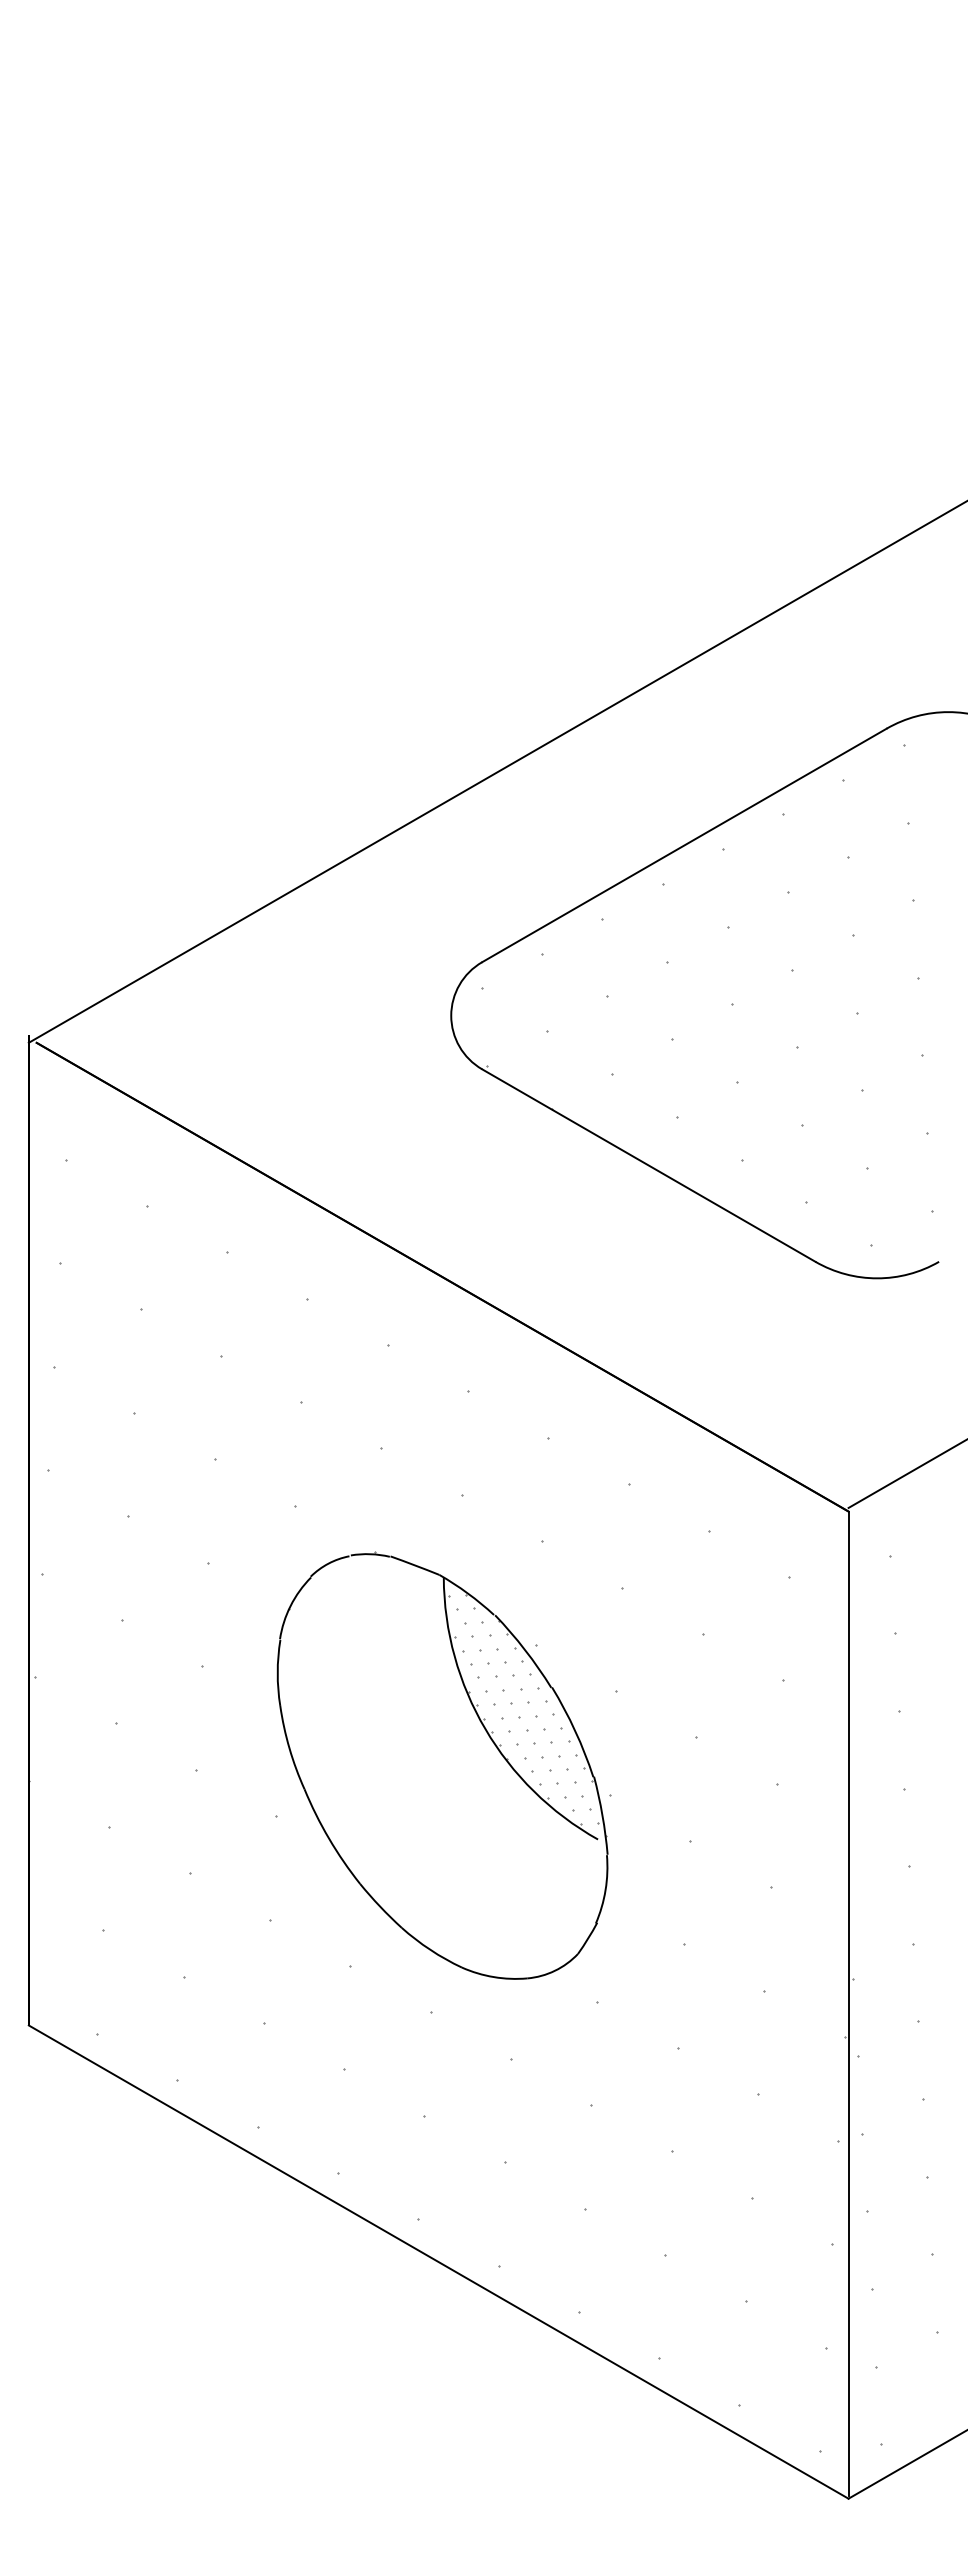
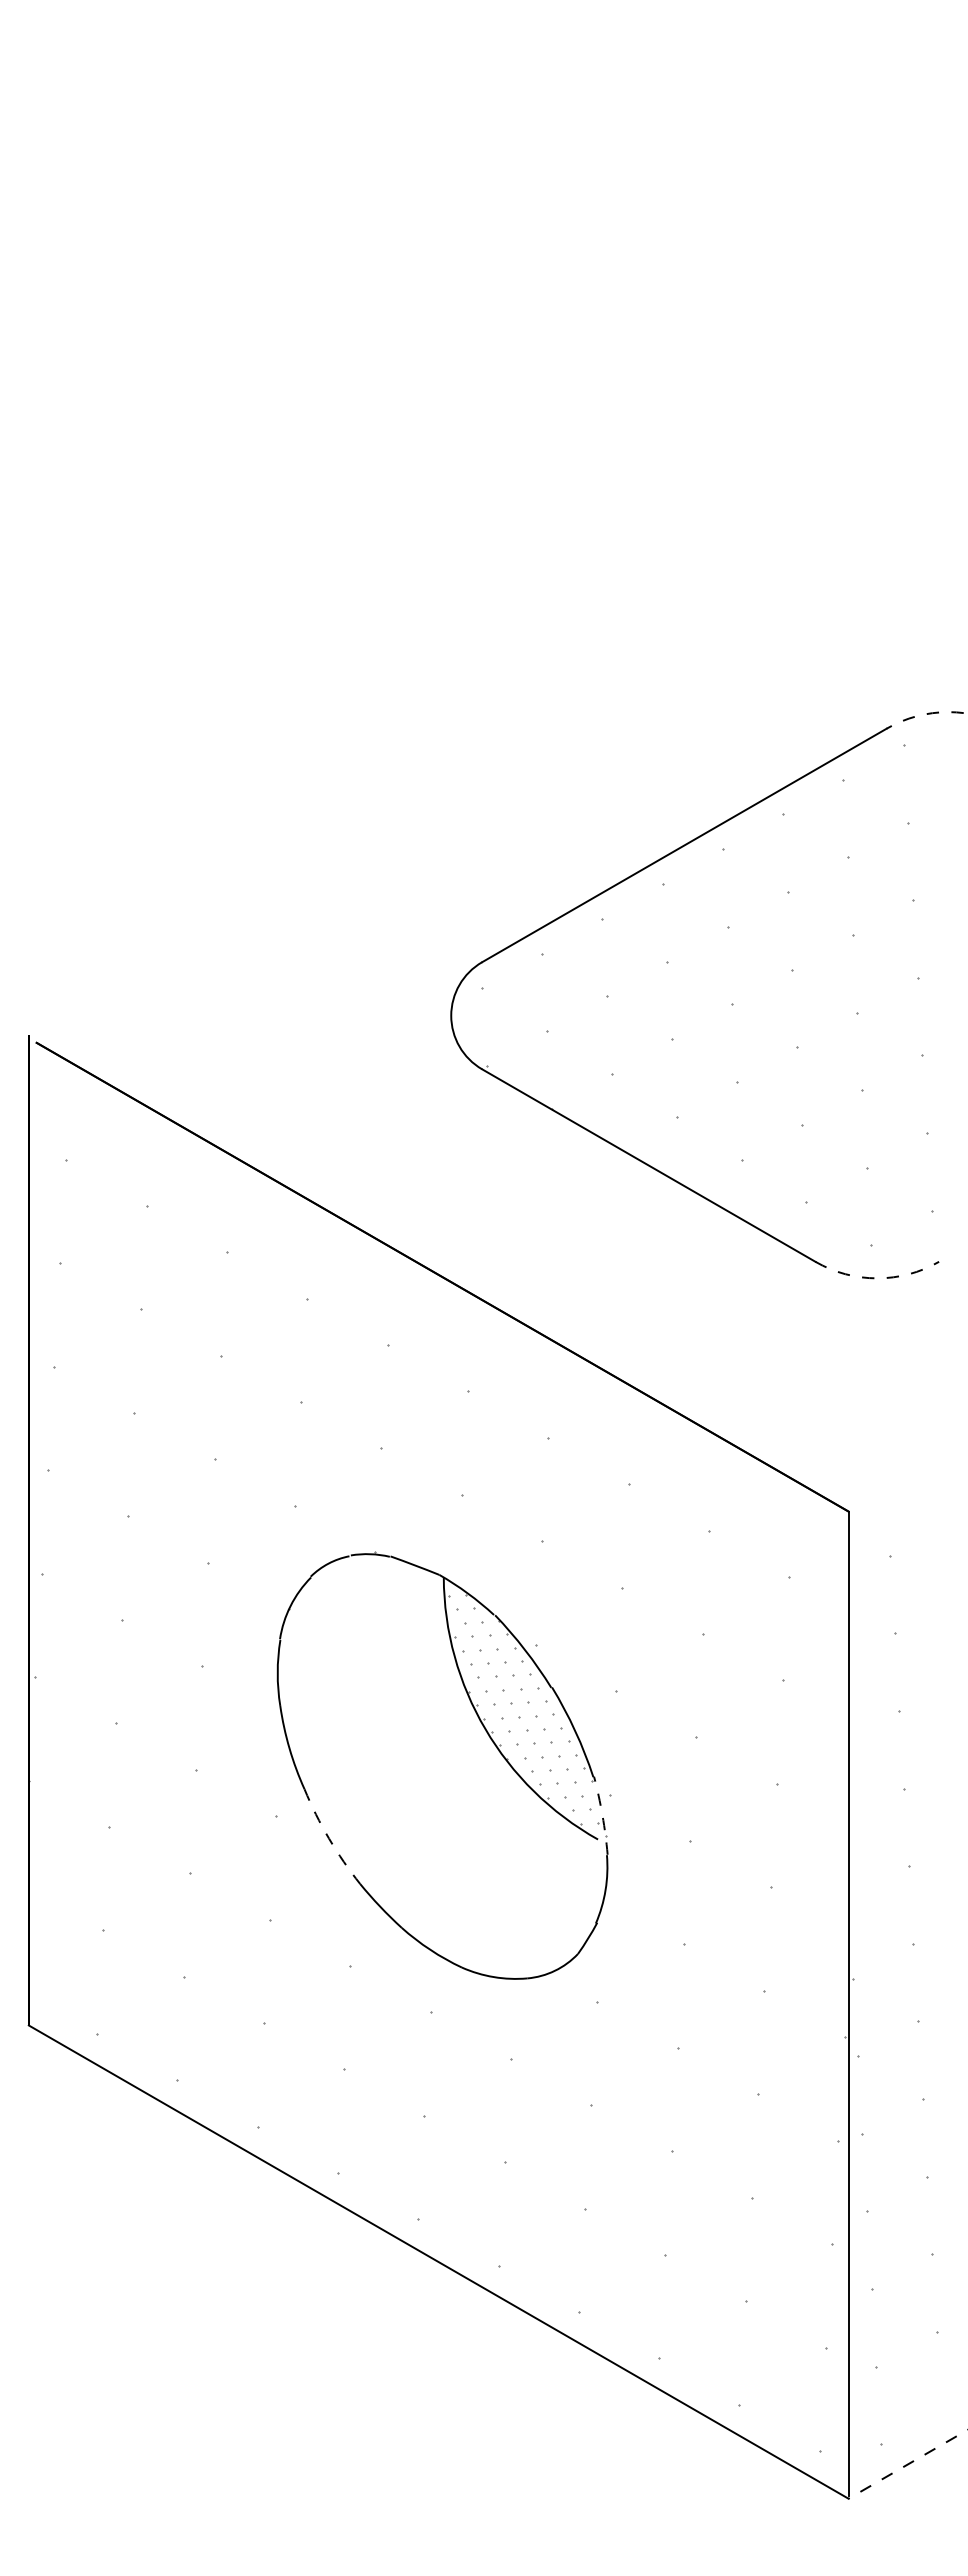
arc: solid -> dashed (926, 714)
line: present -> none (496, 772)
arc: solid -> dashed (877, 1278)
line: present -> none (906, 1473)
arc: solid -> dashed (602, 1815)
arc: solid -> dashed (329, 1838)
line: solid -> dashed (907, 2464)
